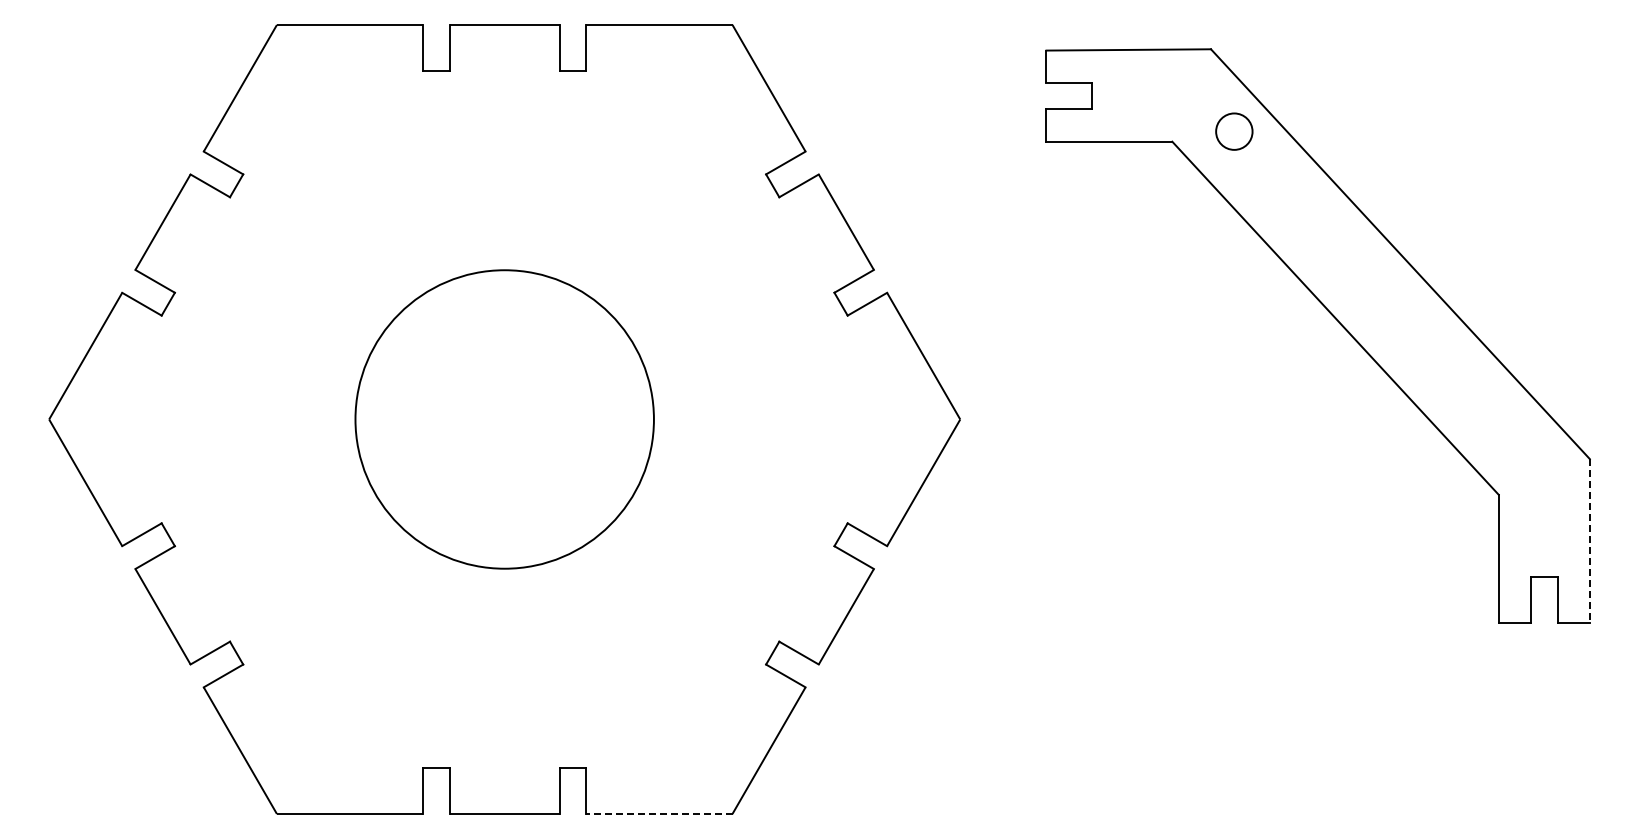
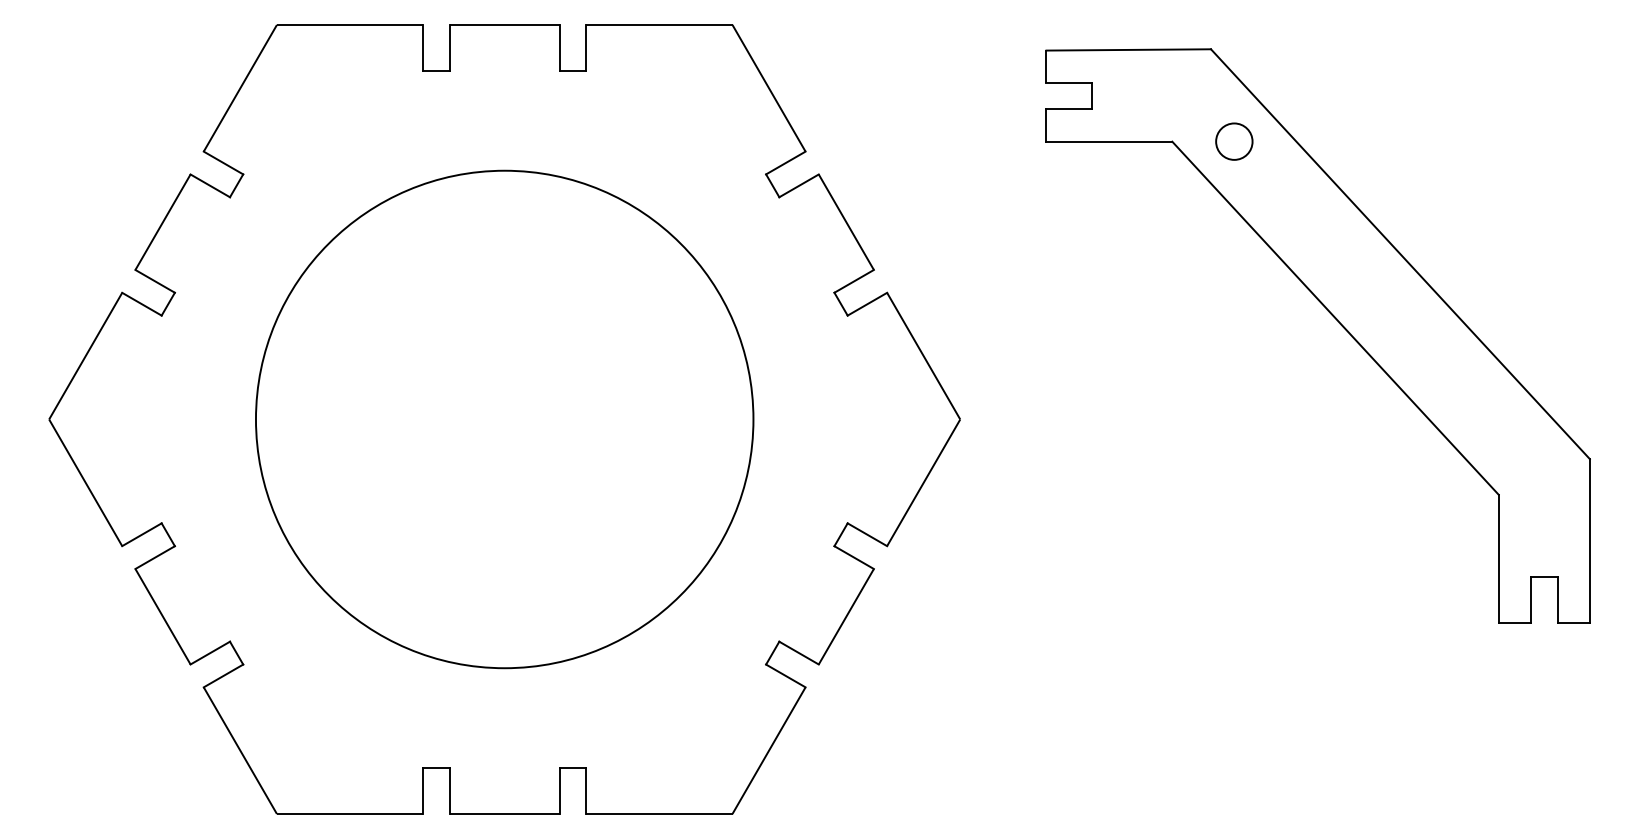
circle position: (1234, 131) -> (1234, 141) (1234, 141)
circle diameter: 298 px -> 497 px (504, 419)
line: dashed -> solid (1589, 540)
line: dashed -> solid (658, 814)
